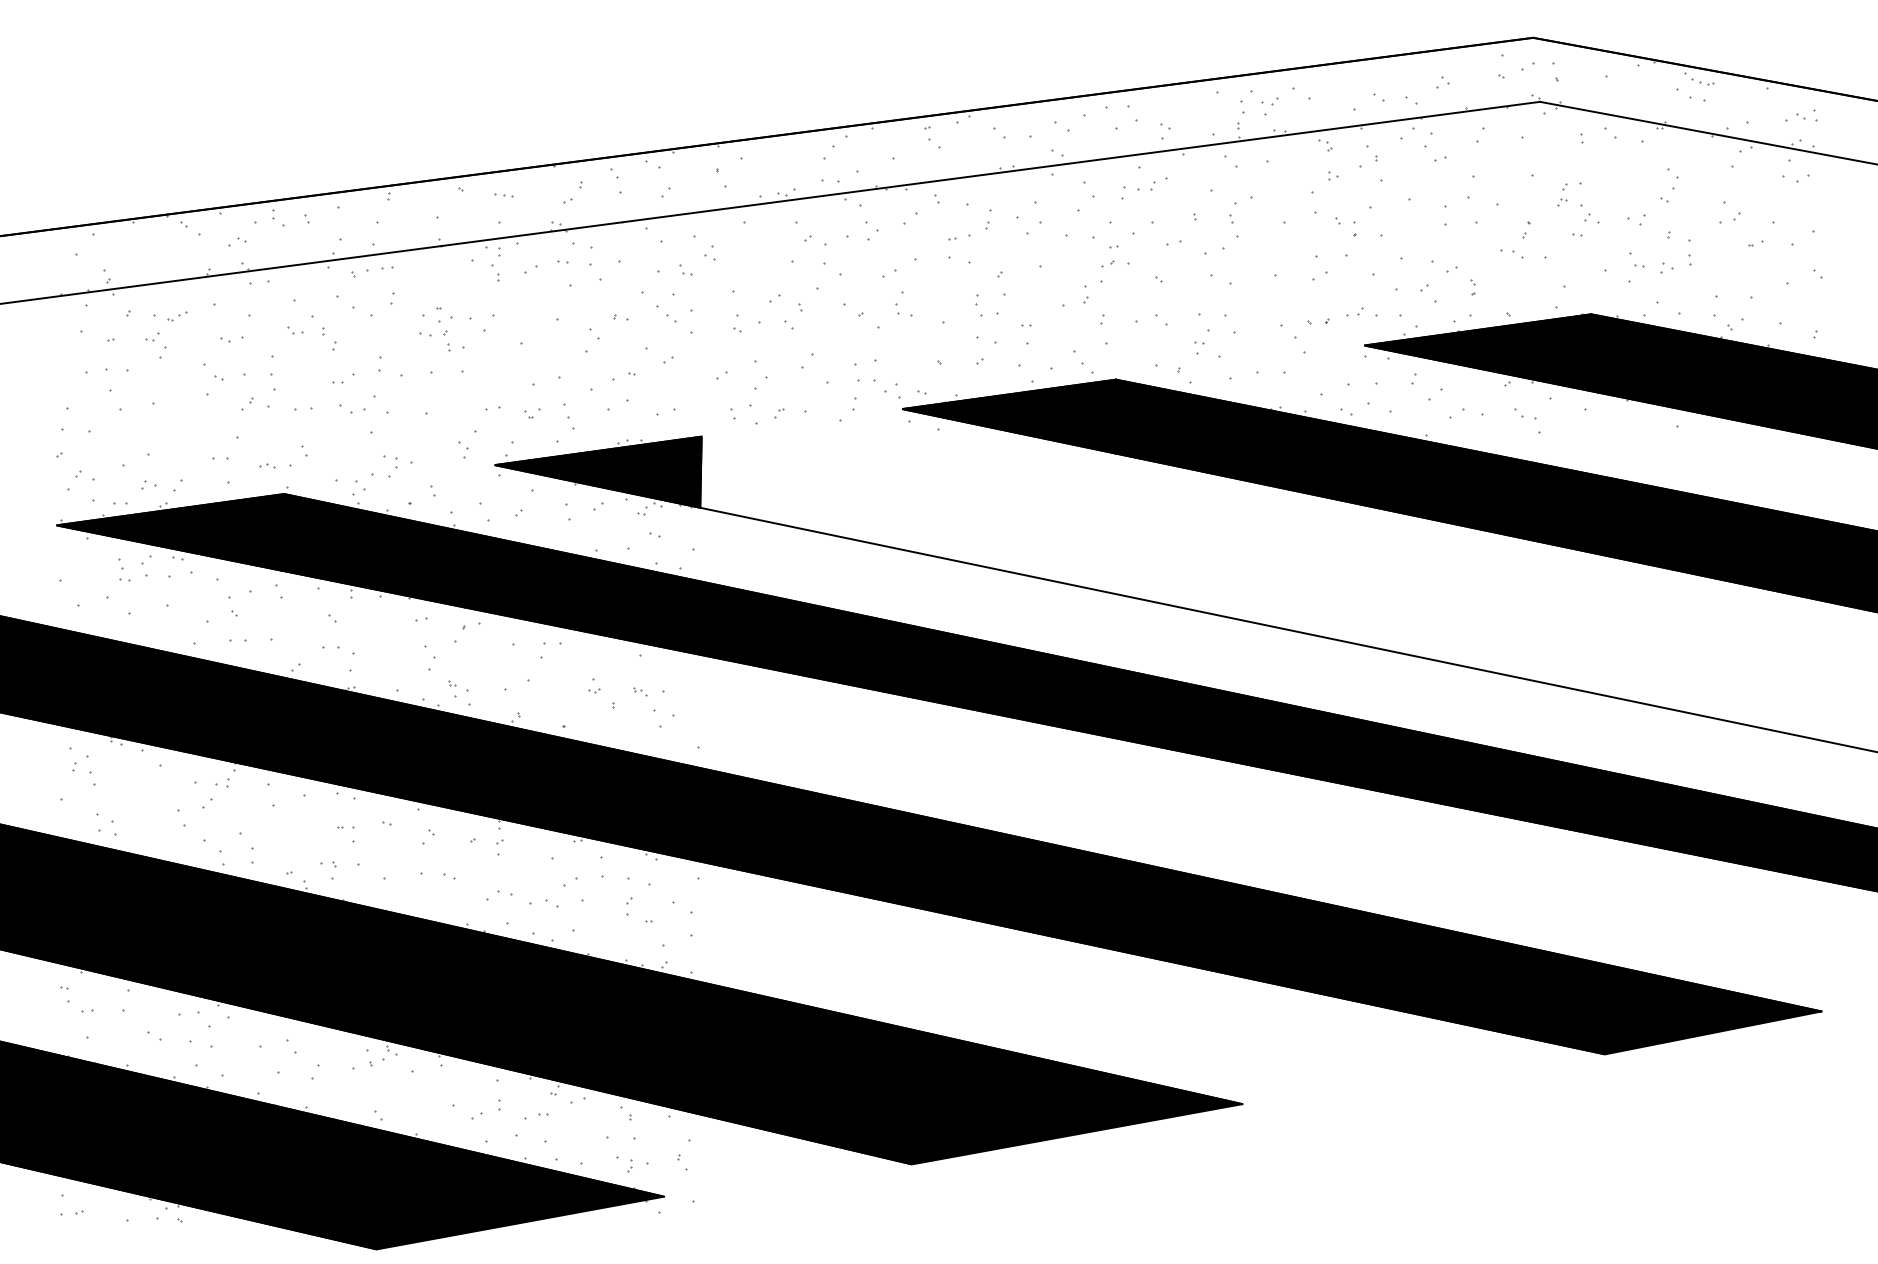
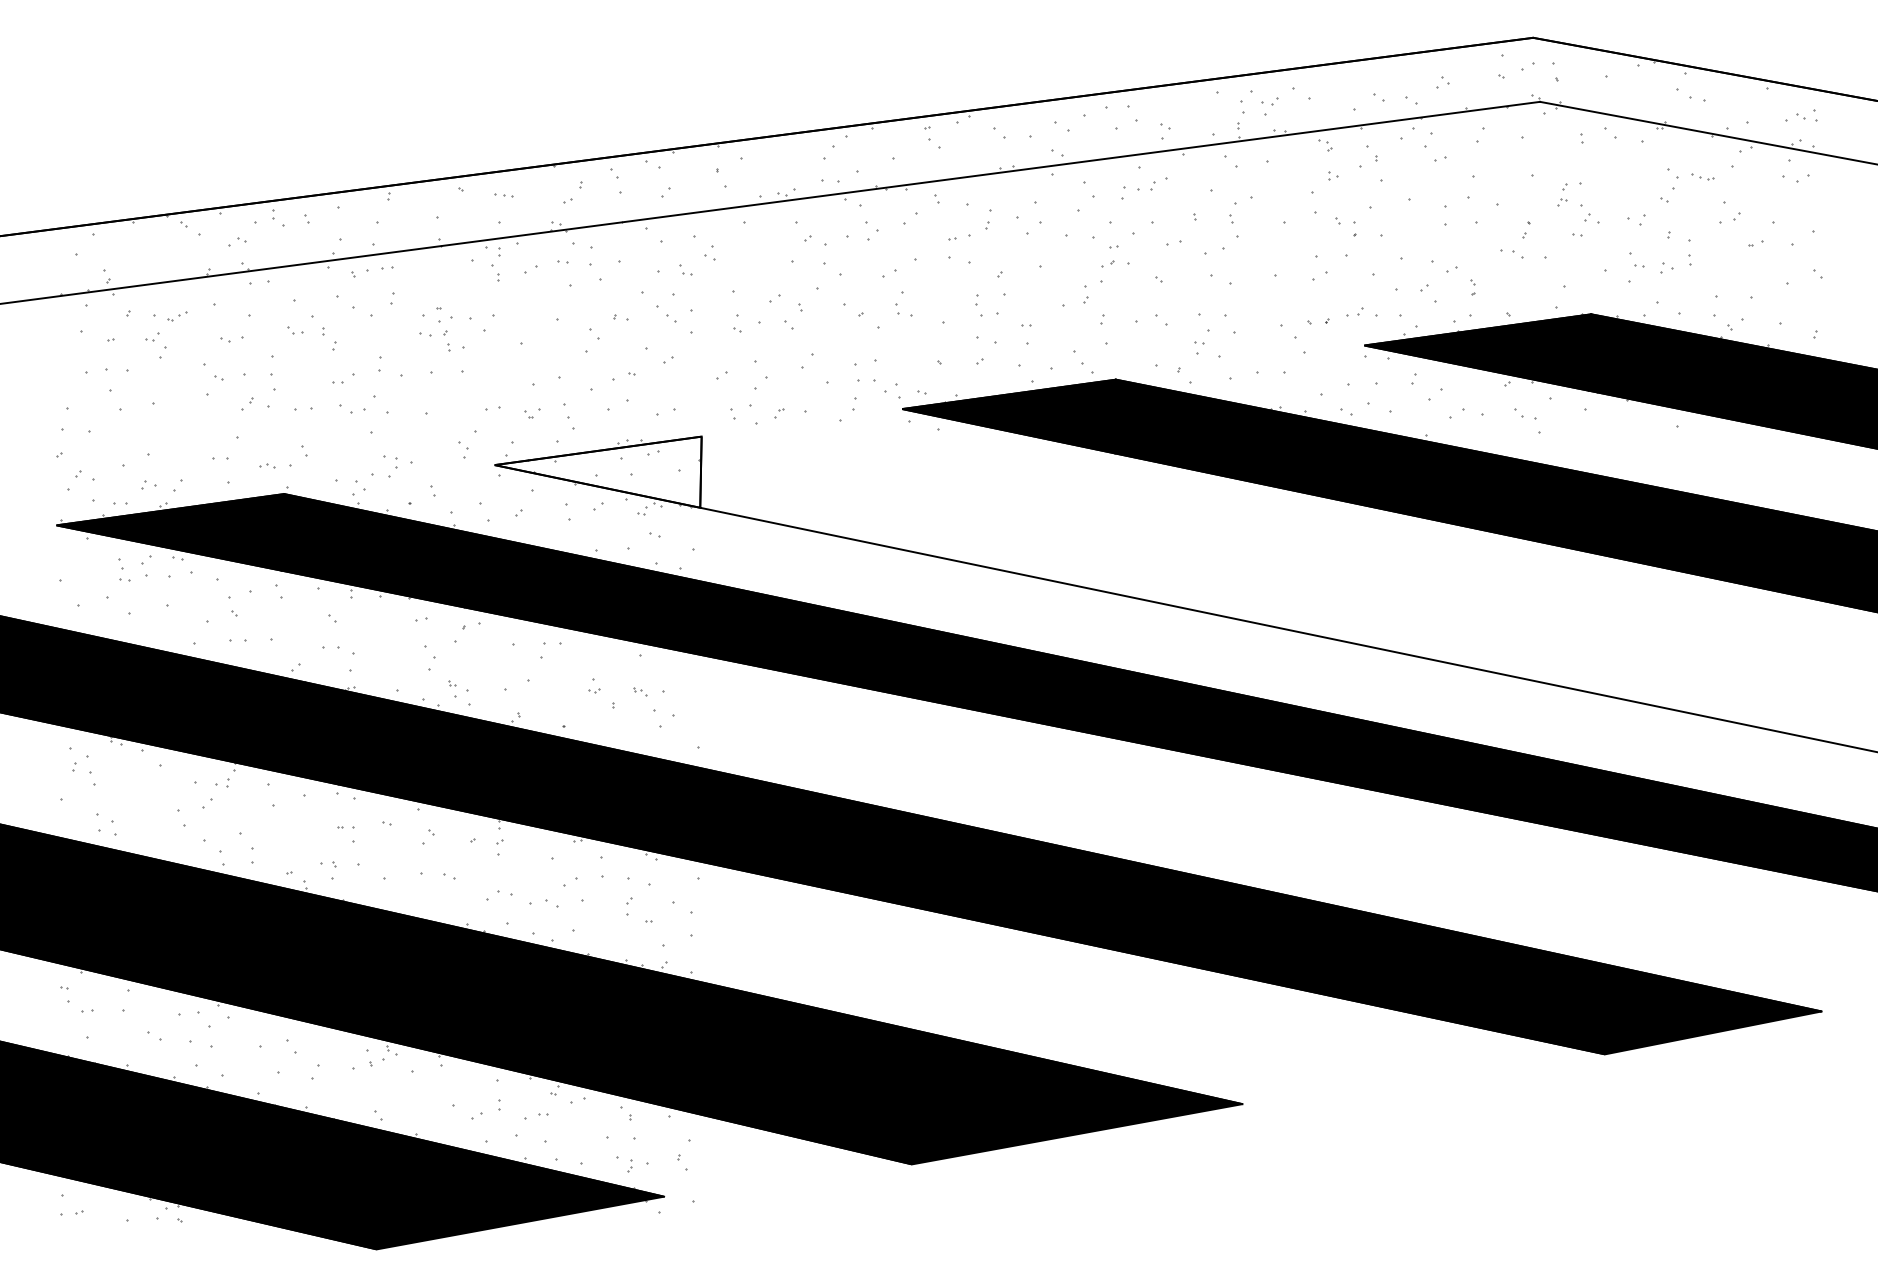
part position: (1702, 81) -> (1702, 176) (1702, 176)
fill: present -> none (597, 471)
